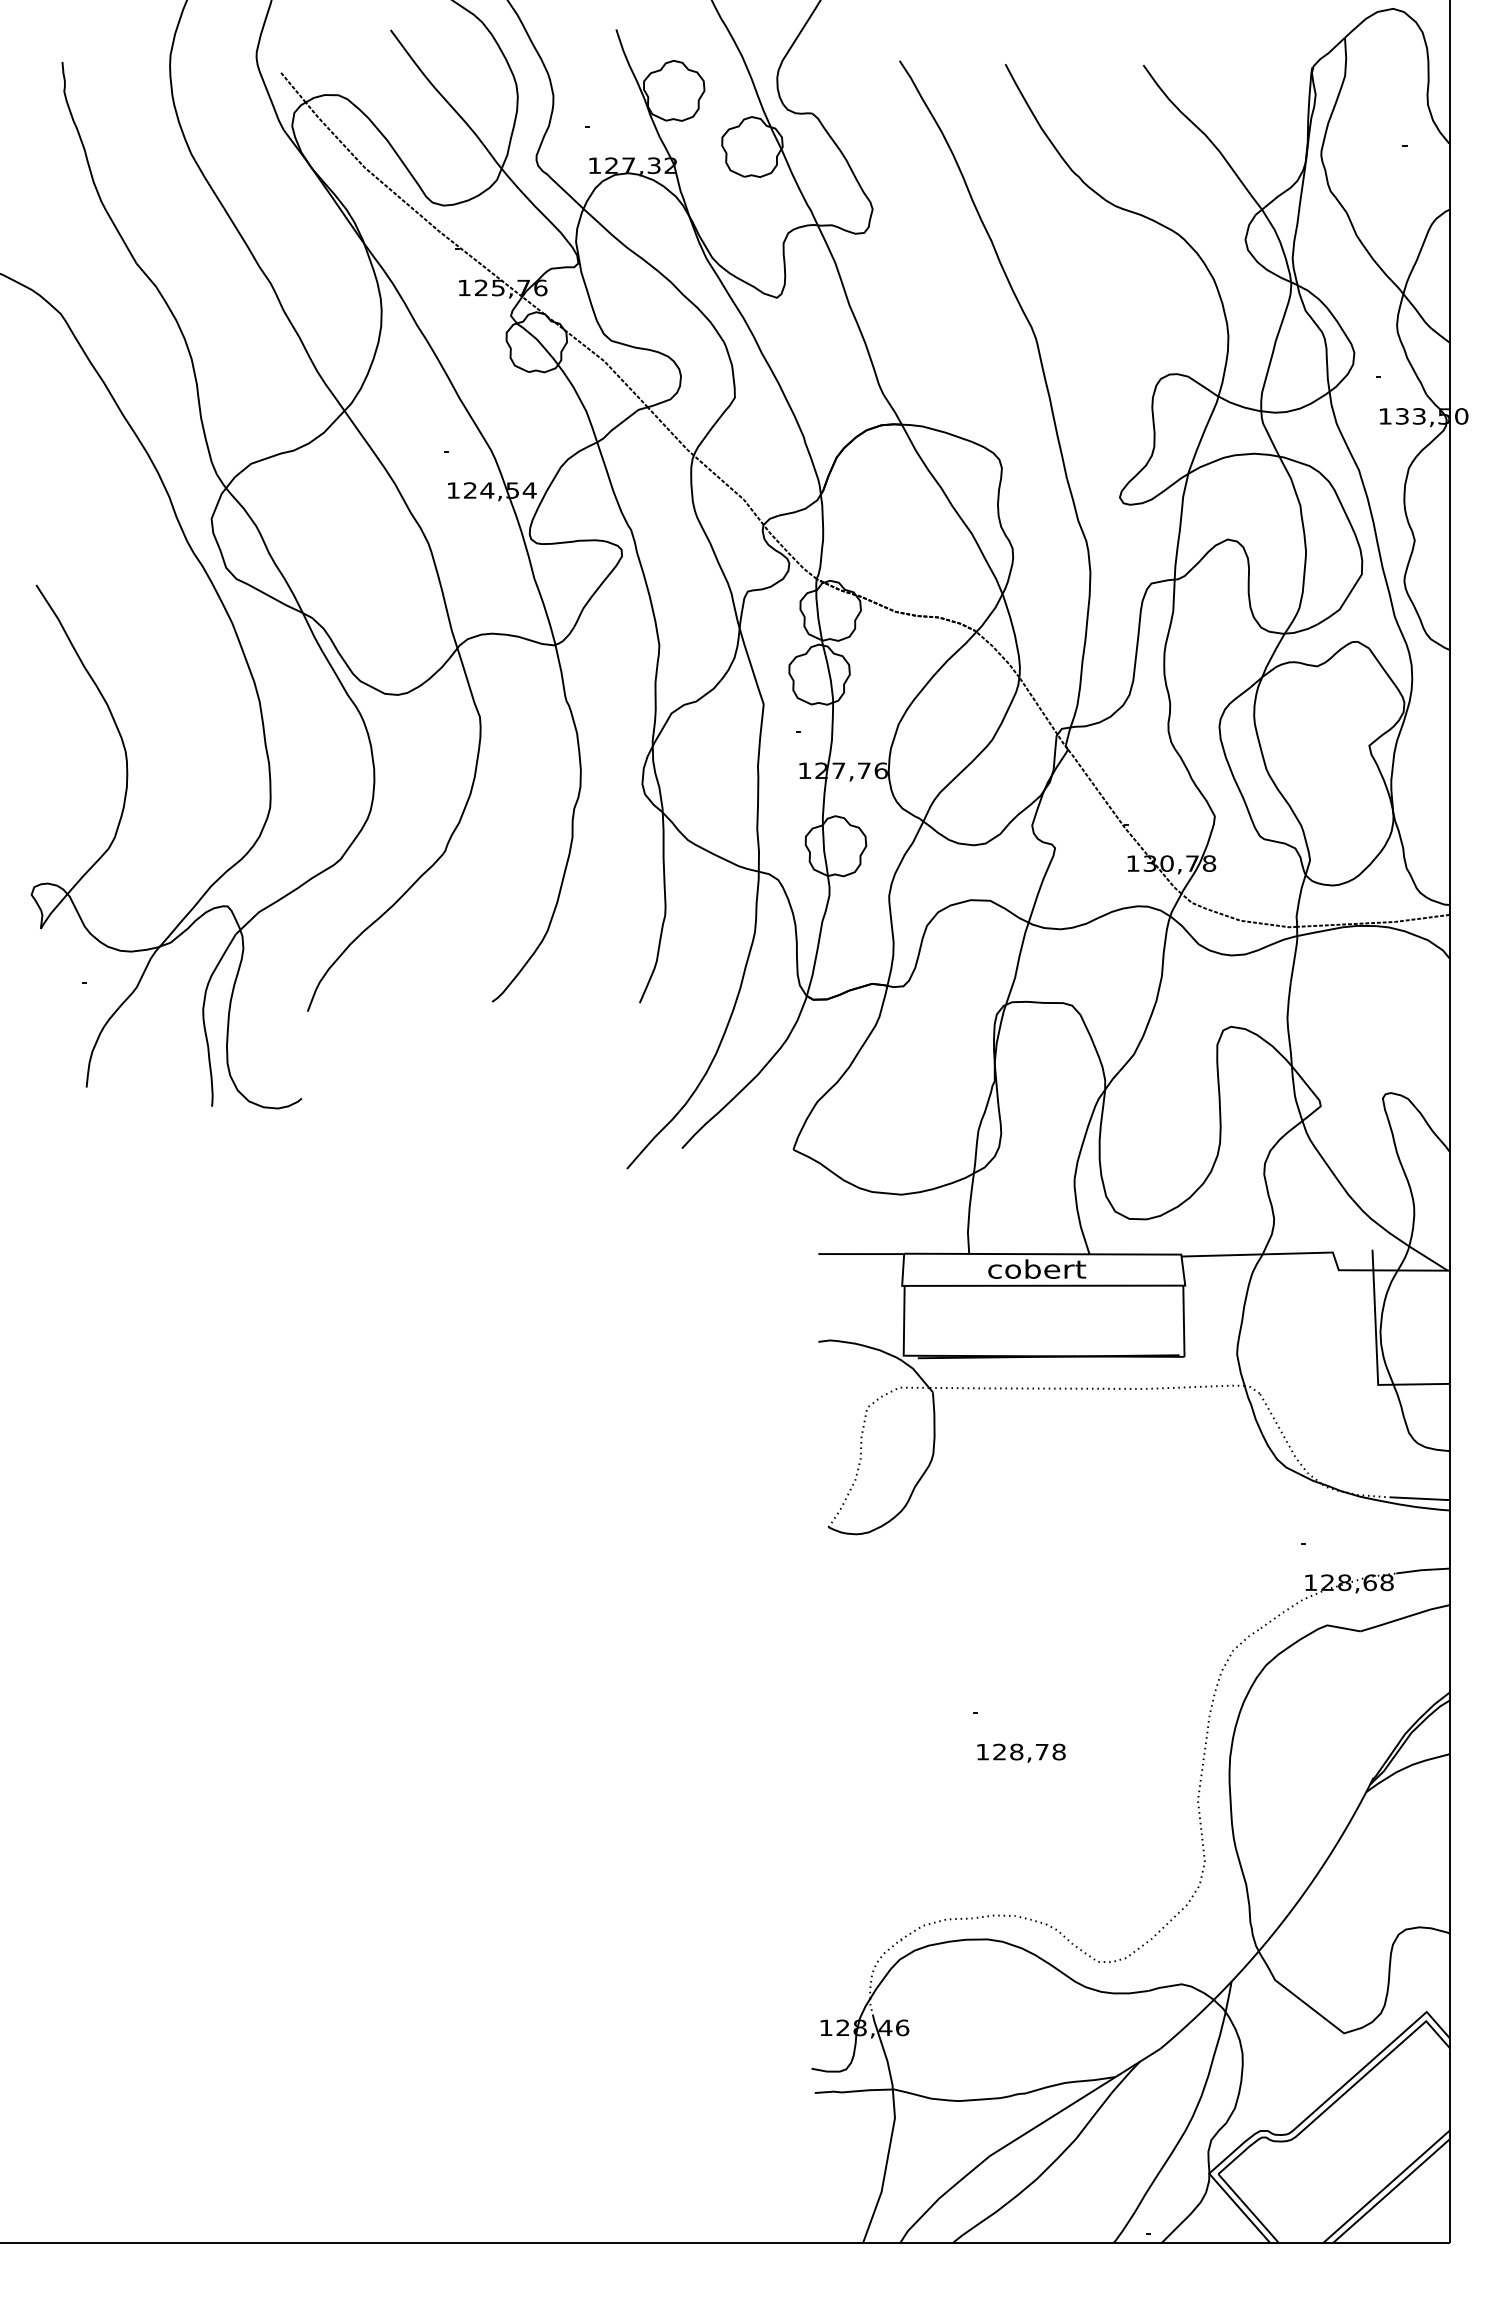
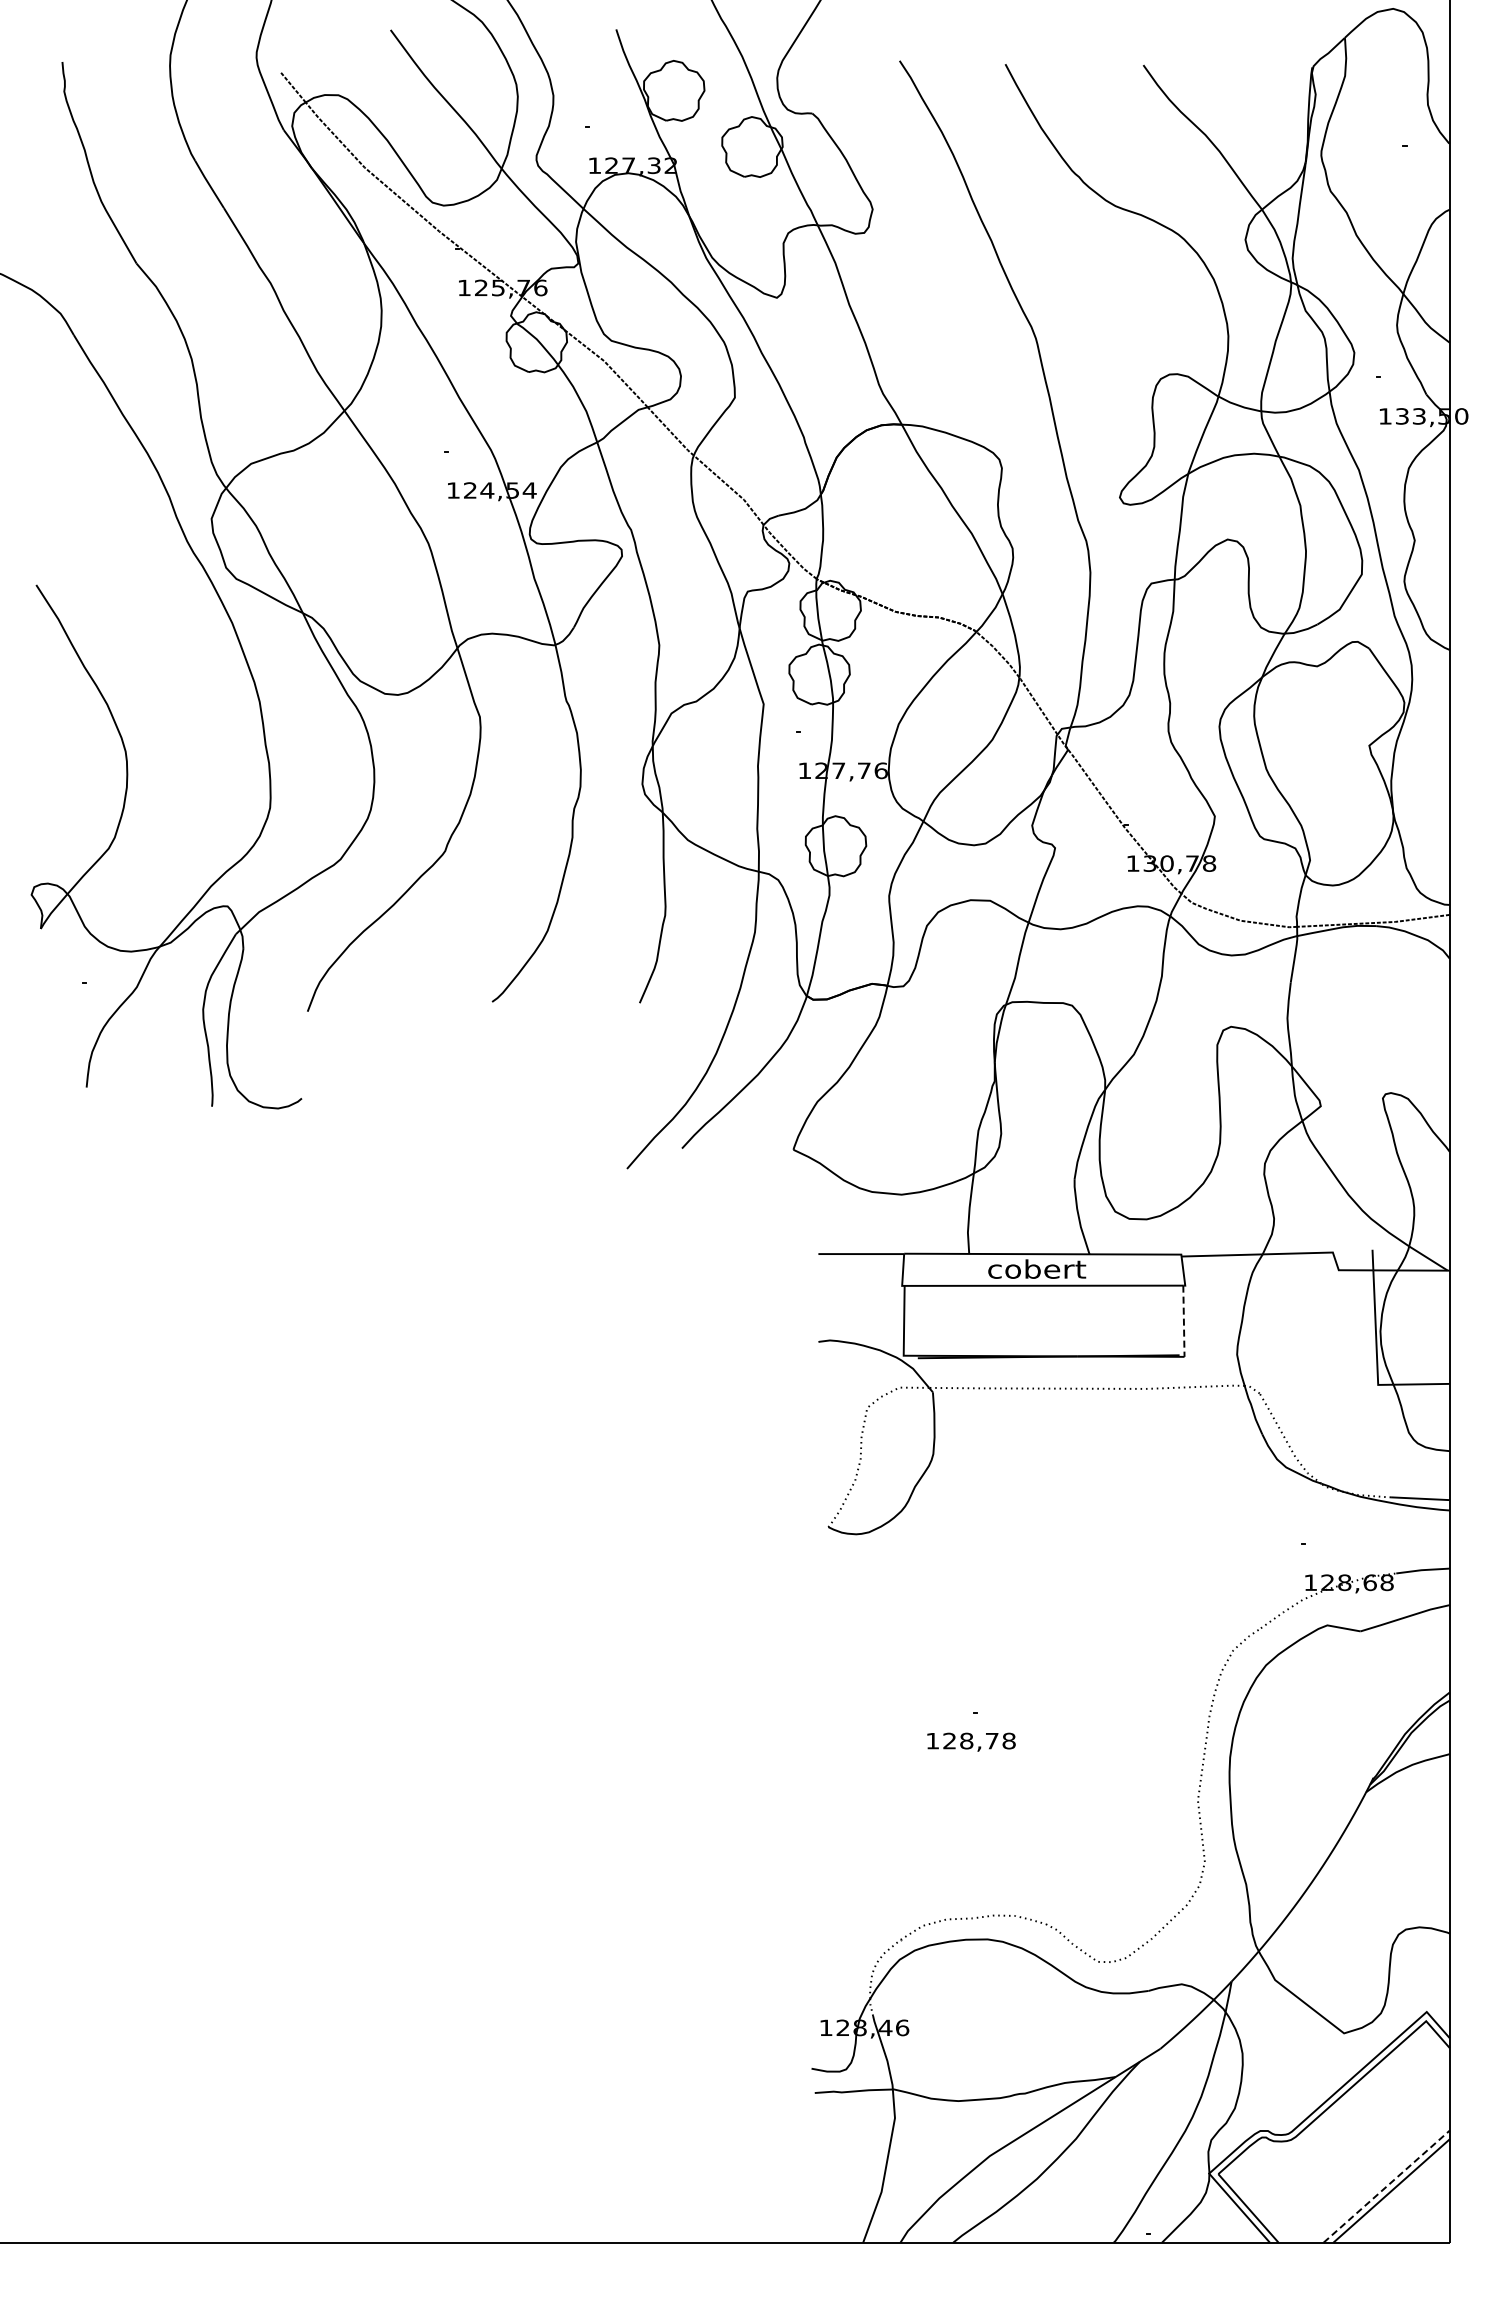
line: solid -> dashed (1183, 1321)
text position: (1021, 1752) -> (971, 1741) (971, 1741)
line: solid -> dashed (1387, 2186)
